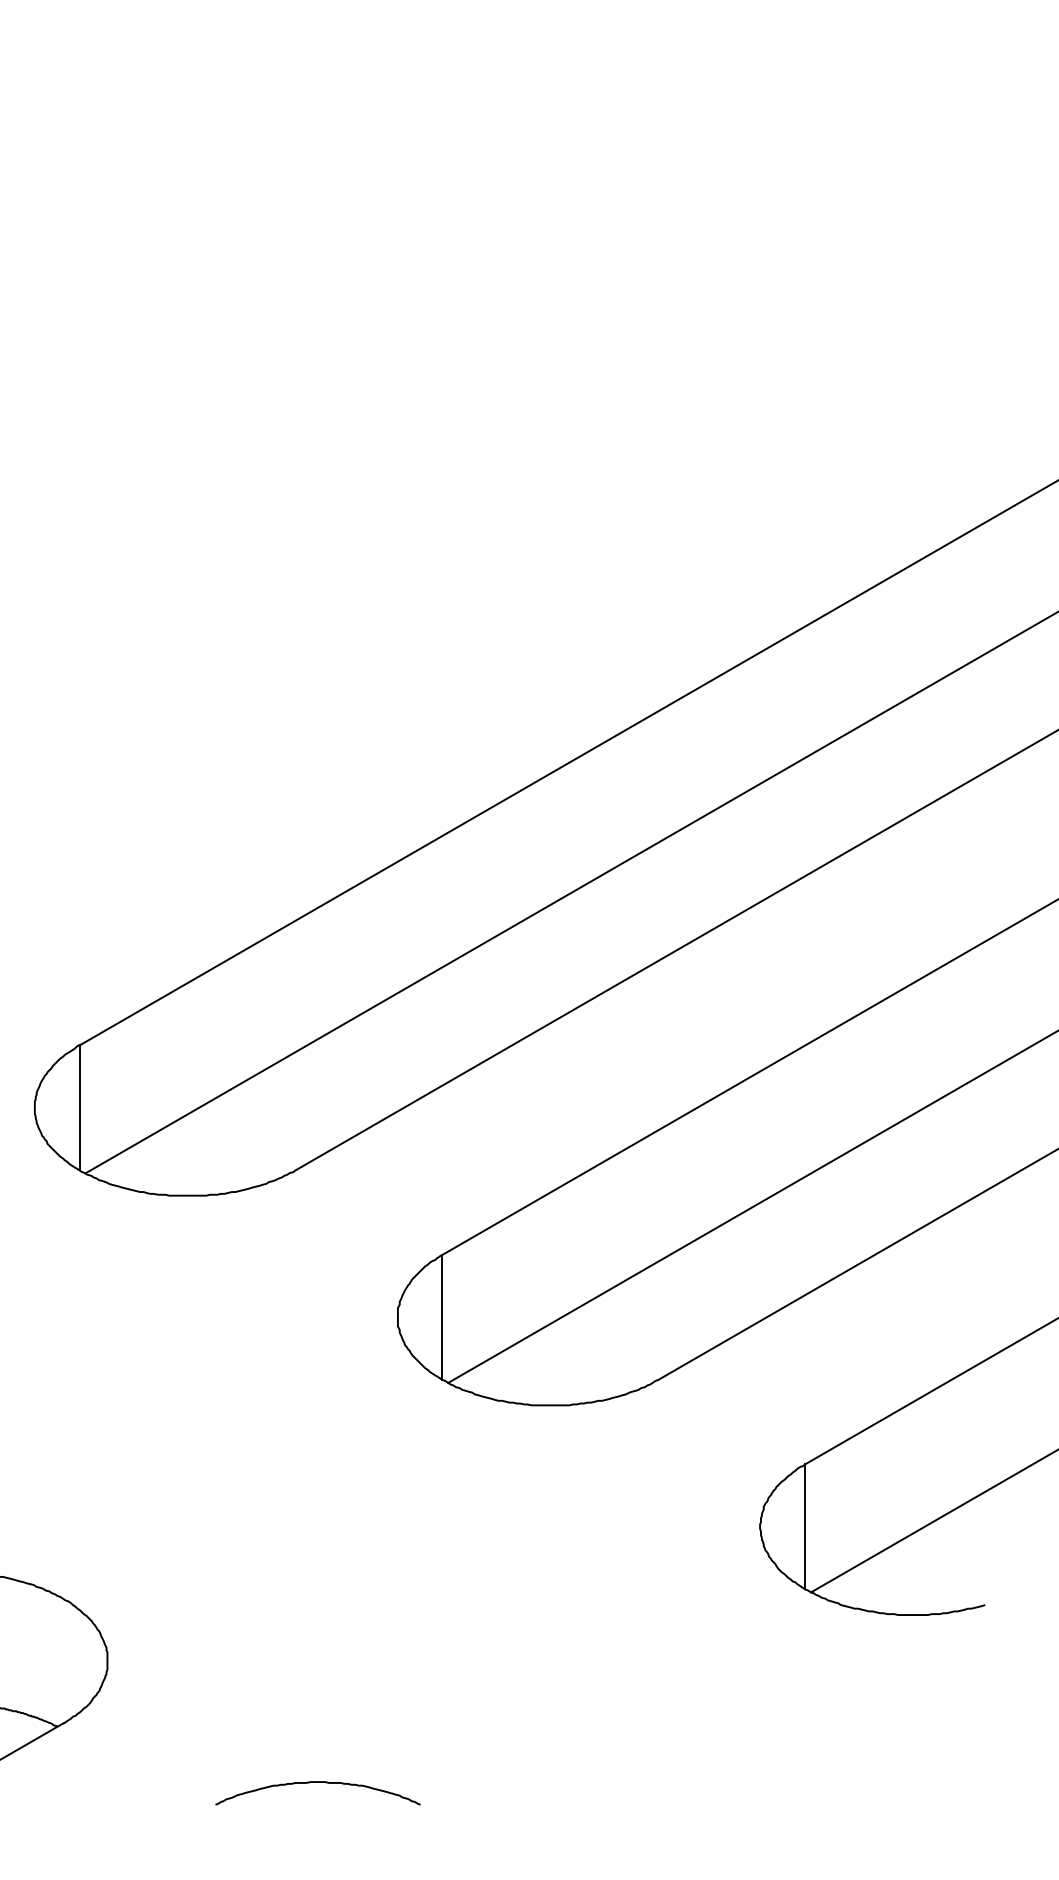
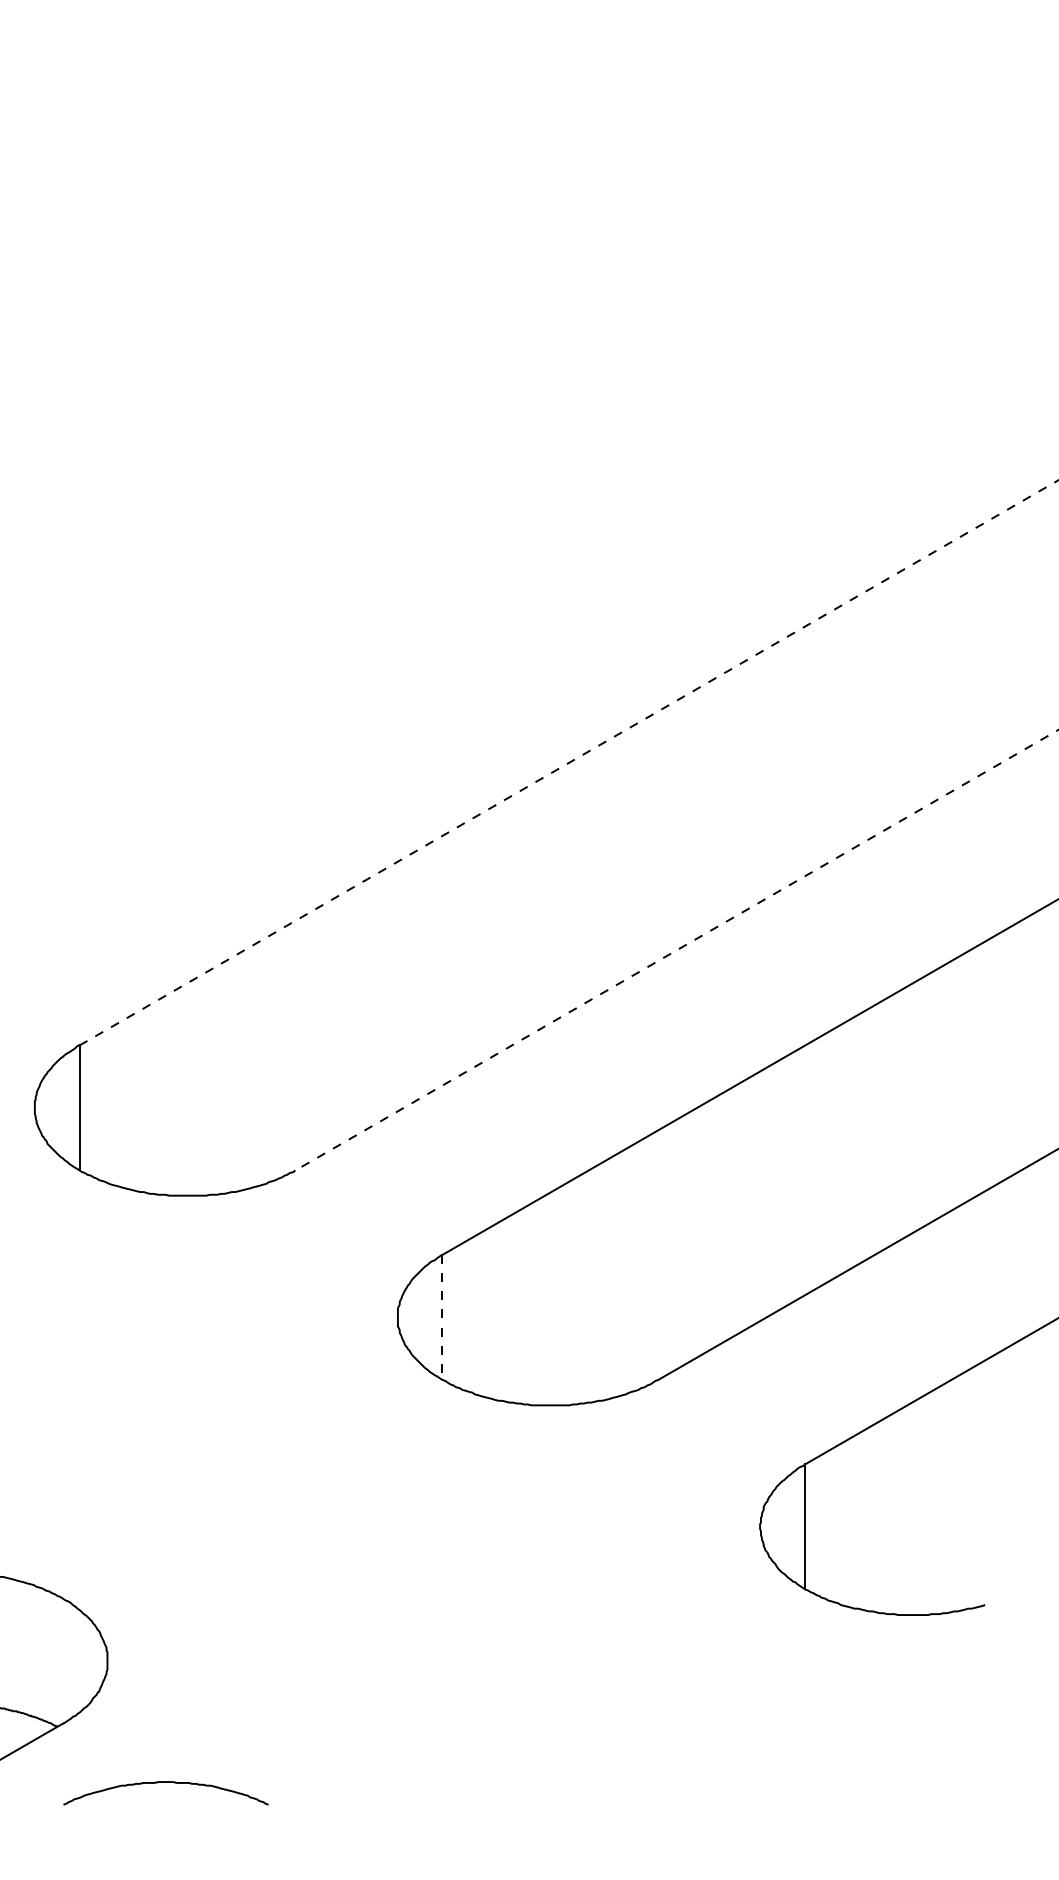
line: solid -> dashed (569, 762)
line: present -> none (570, 893)
line: solid -> dashed (676, 950)
line: present -> none (751, 1207)
line: solid -> dashed (442, 1317)
line: present -> none (933, 1521)
curve position: (317, 1782) -> (165, 1782) (165, 1782)
